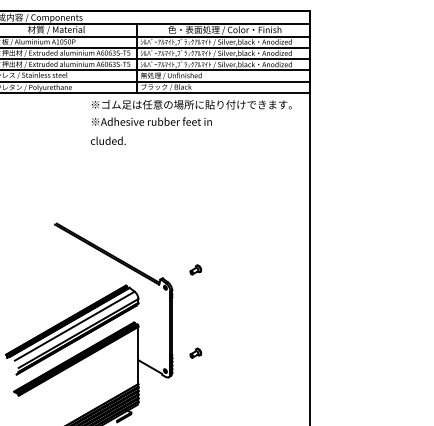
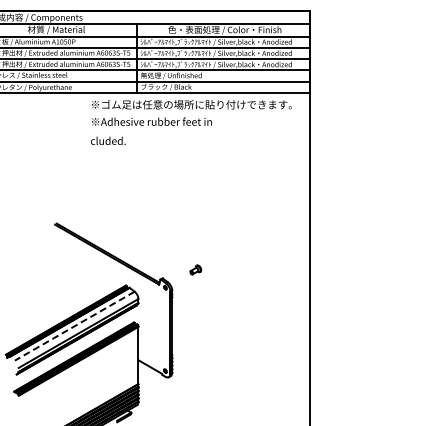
line: solid -> dashed (74, 326)
part: present -> none (195, 352)
